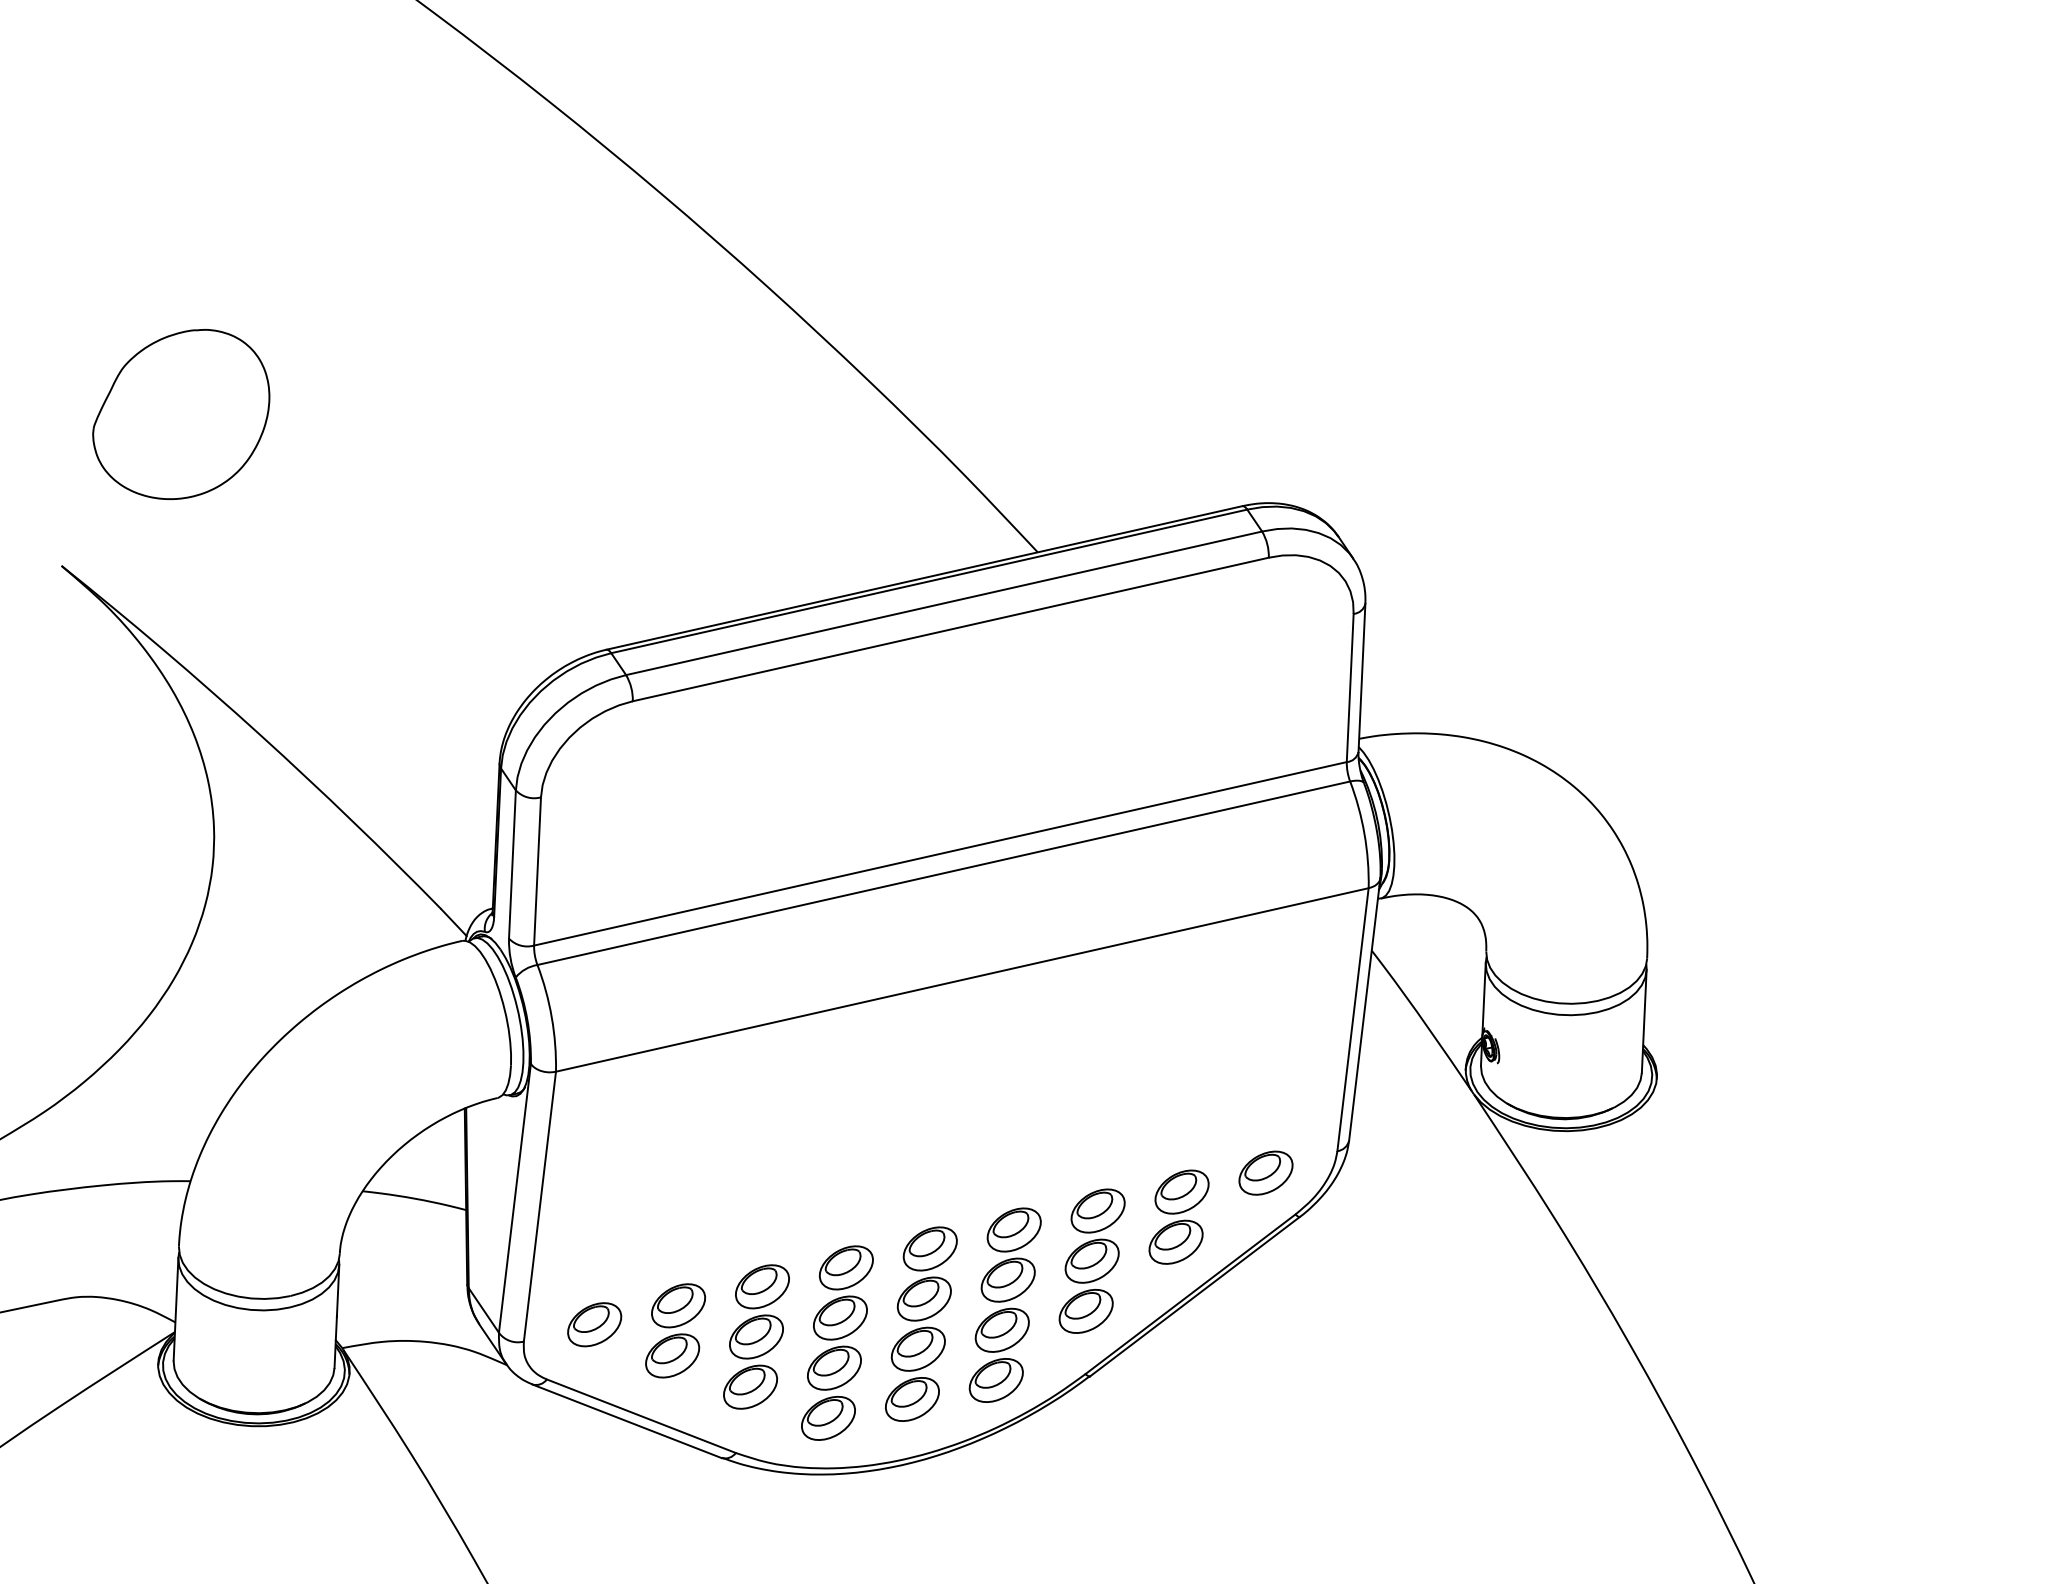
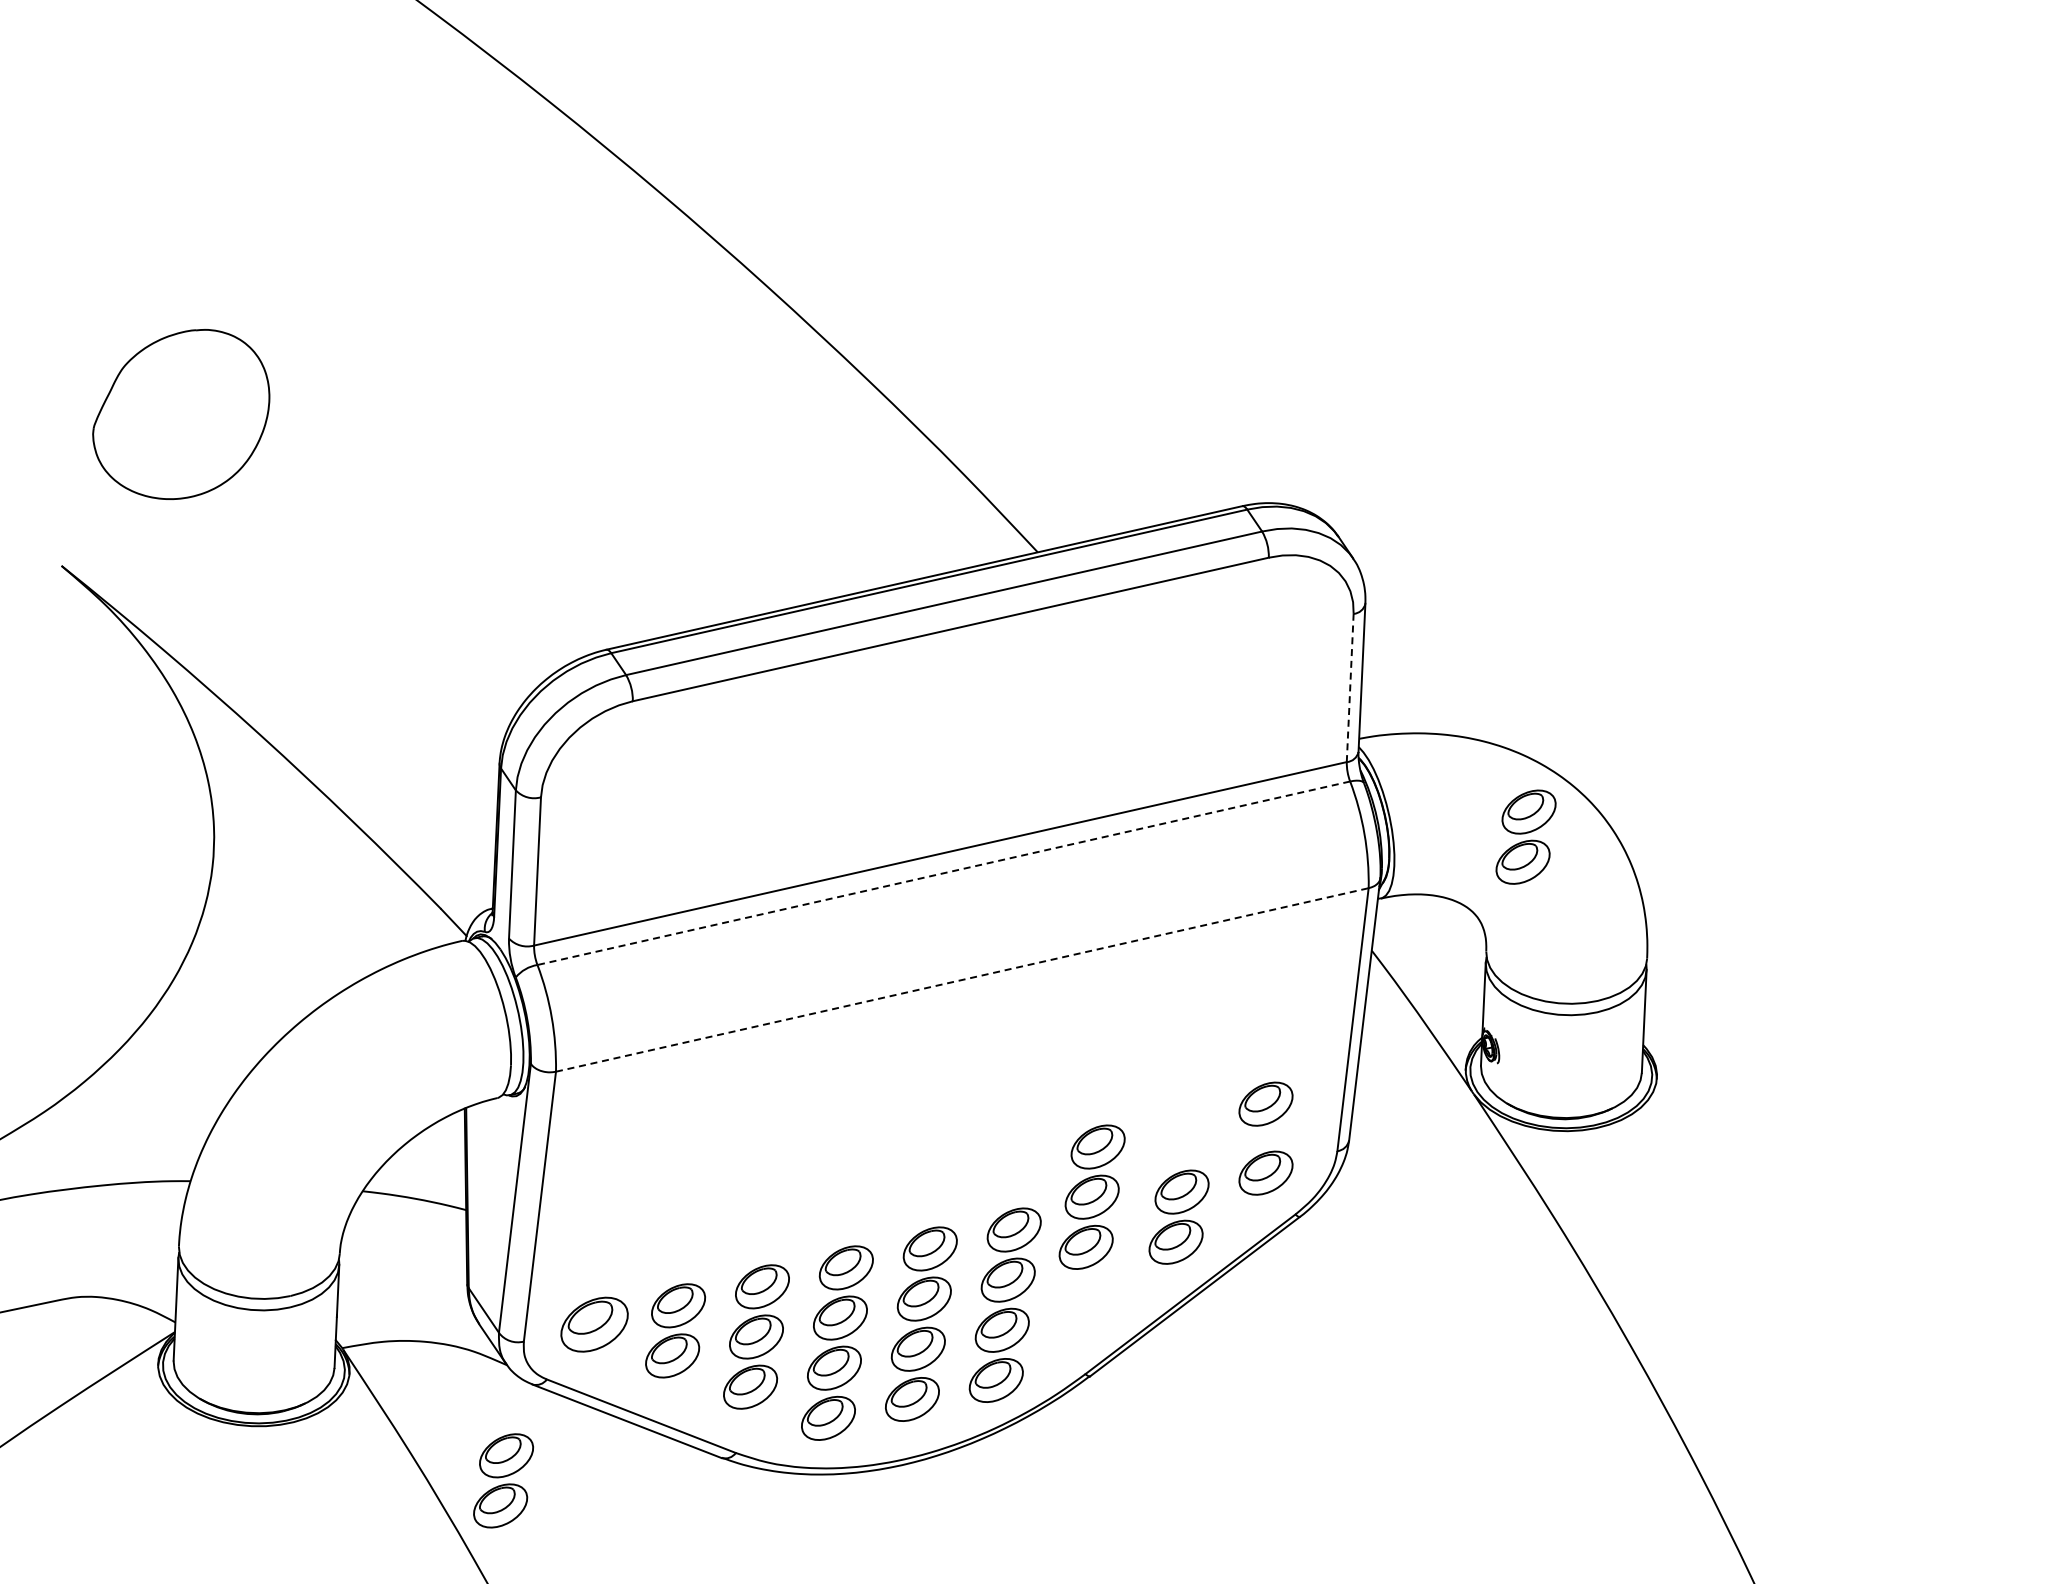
line: solid -> dashed (1350, 687)
part: none -> present (1525, 836)
line: solid -> dashed (943, 873)
line: solid -> dashed (962, 979)
part: none -> present (1265, 1103)
part position: (1091, 1260) -> (1091, 1196) (1091, 1196)
part size: 56x46 px -> 69x57 px (594, 1324)
part: none -> present (503, 1480)
